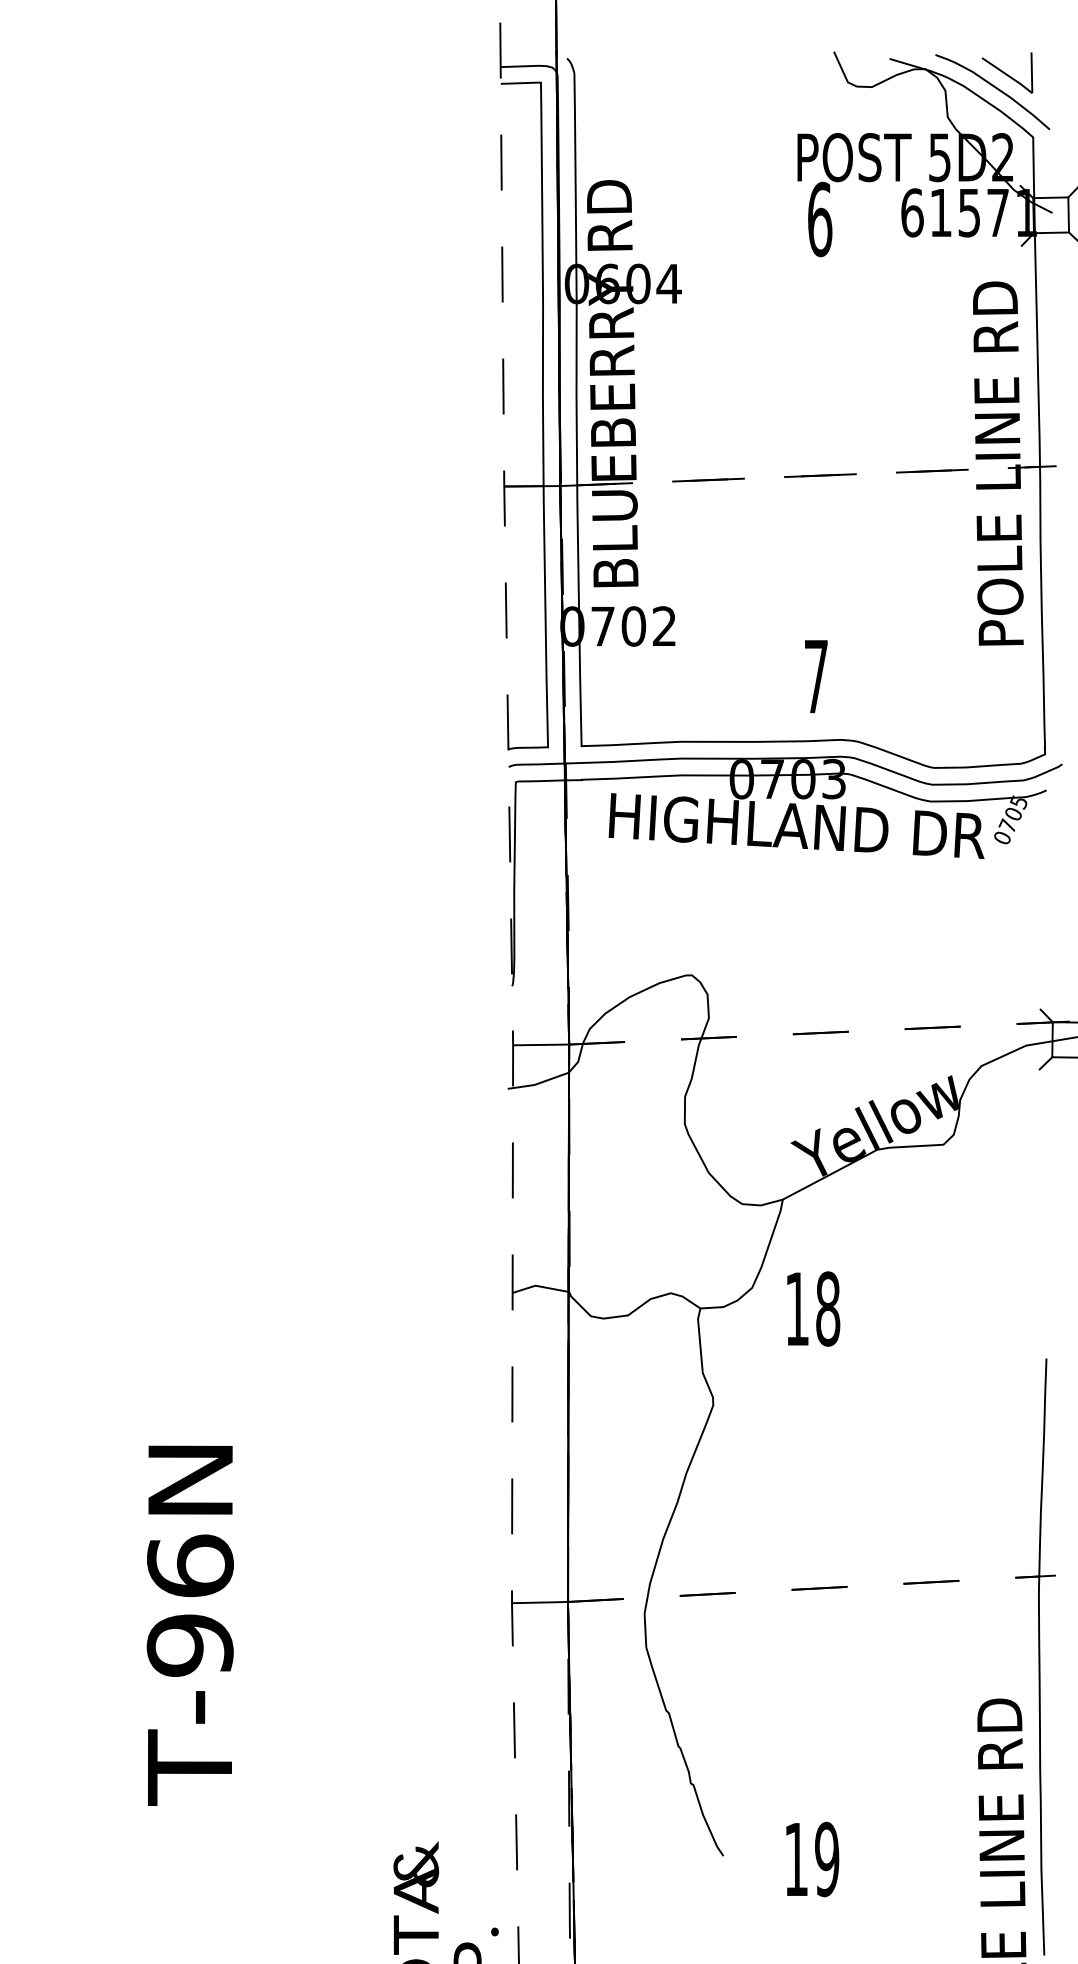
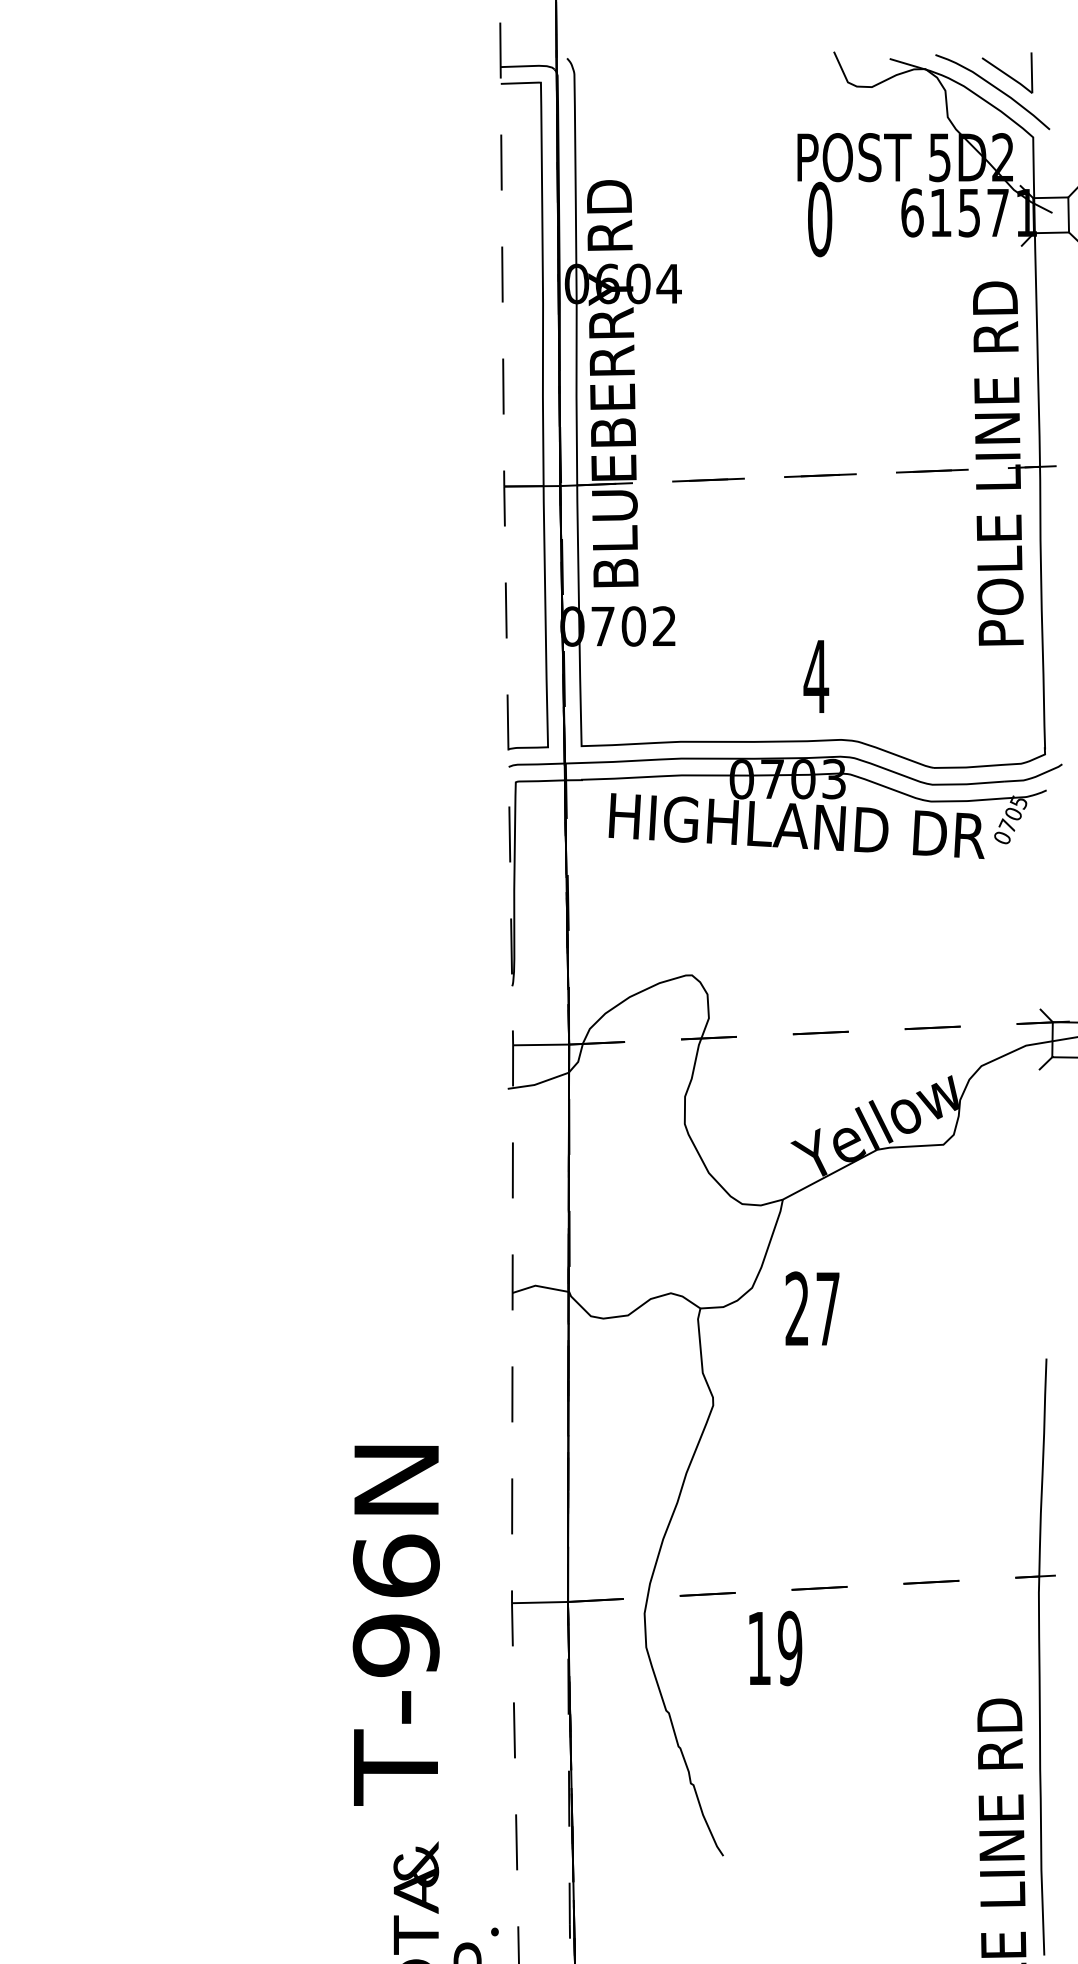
text: 6 -> 0 (820, 219)
text: 7 -> 4 (816, 676)
text: 18 -> 27 (812, 1308)
text position: (189, 1625) -> (395, 1625) (395, 1625)
text position: (812, 1859) -> (775, 1648) (775, 1648)
